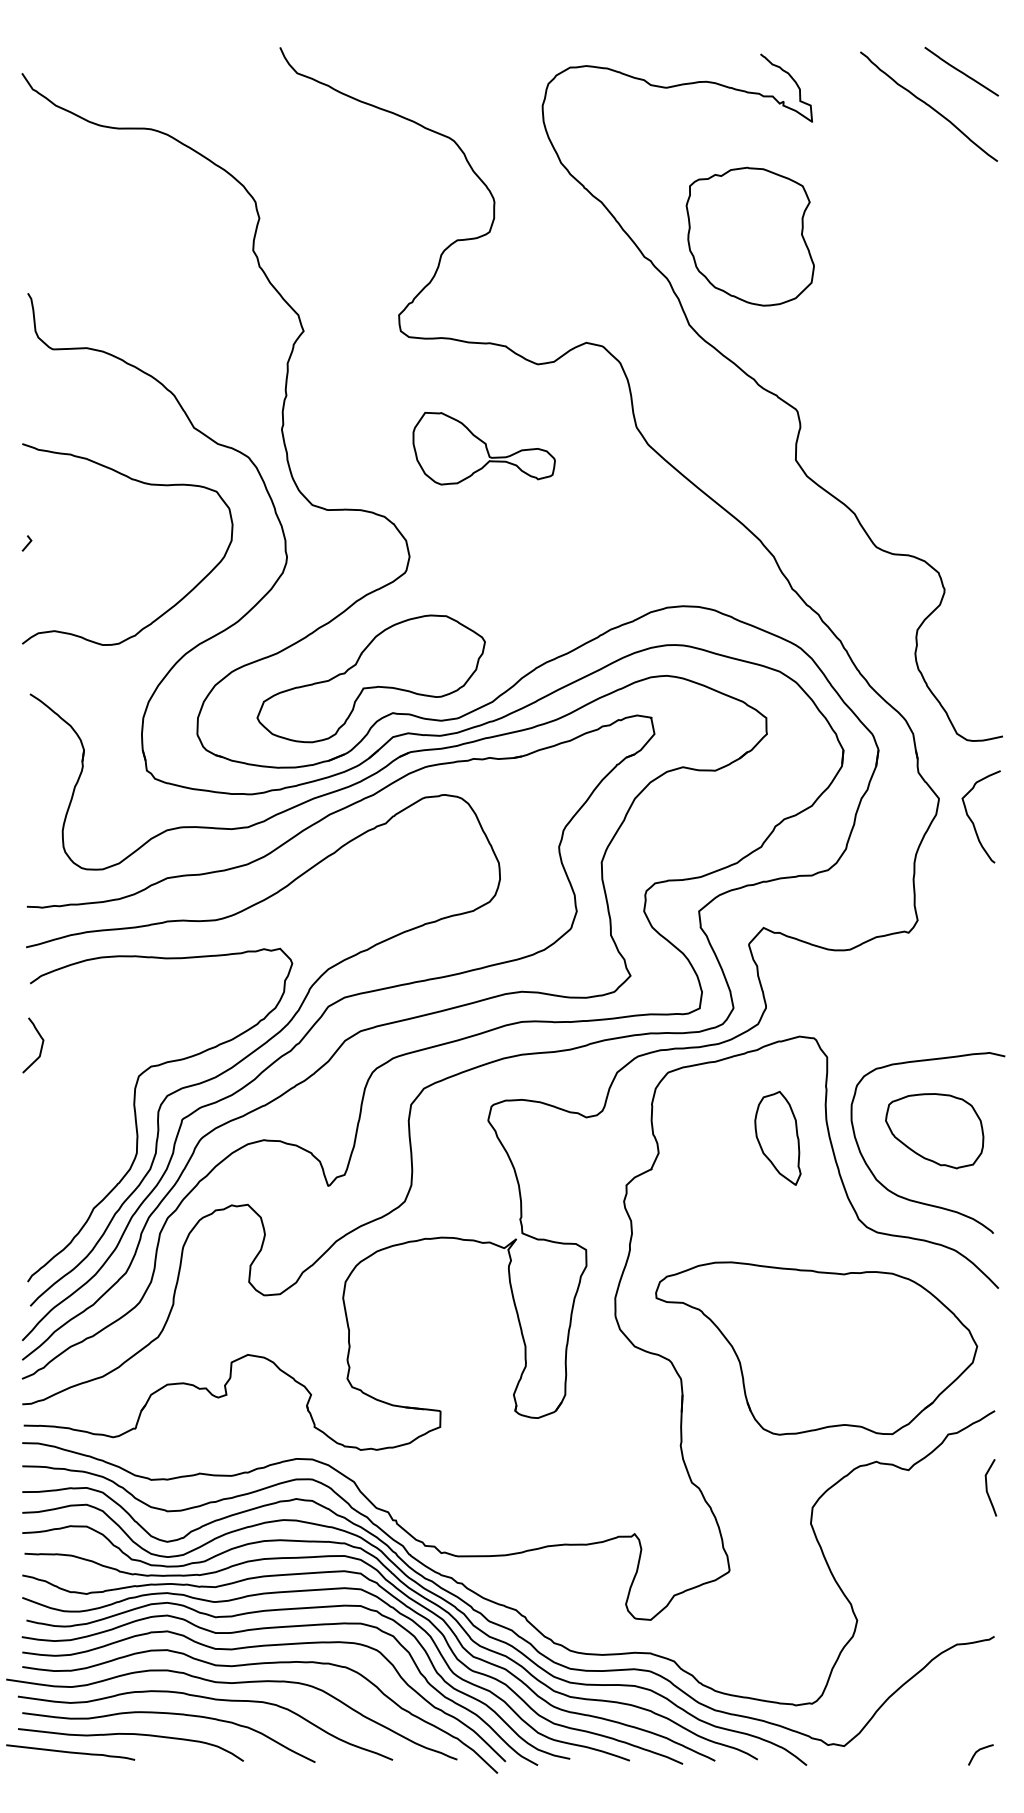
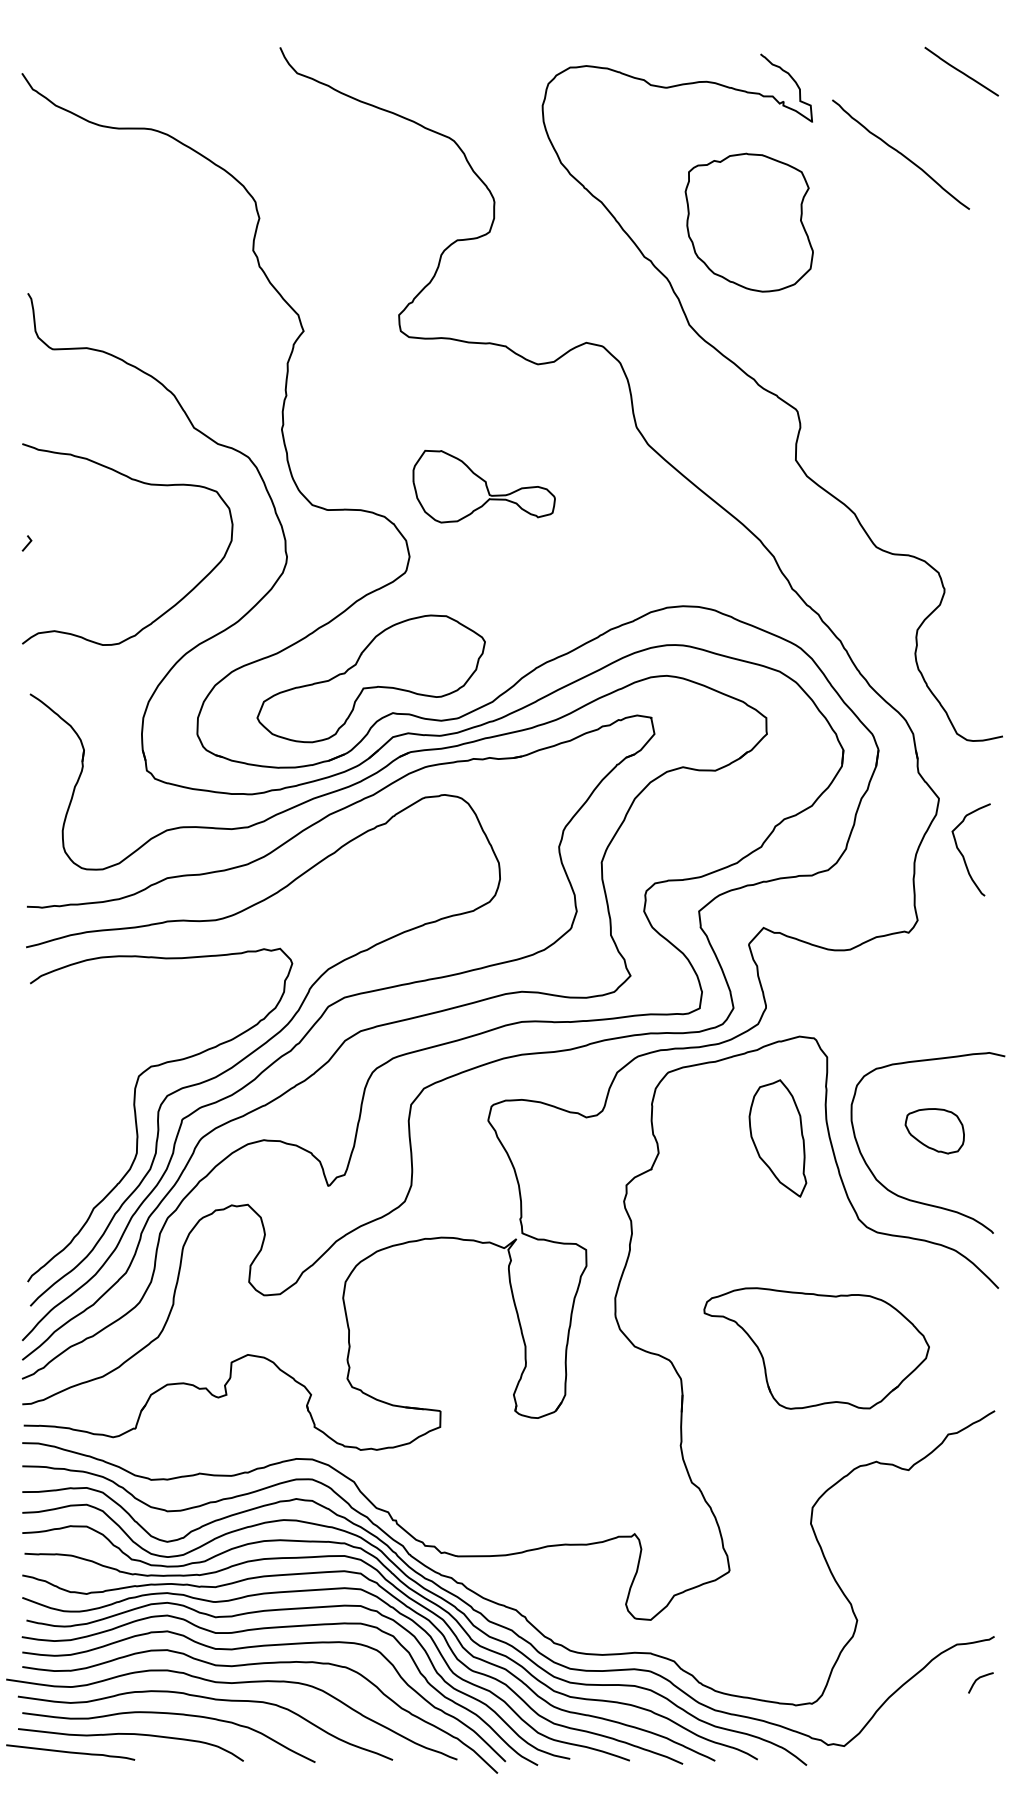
curve position: (929, 106) -> (901, 154) (901, 154)
part position: (749, 236) -> (748, 222) (748, 222)
part position: (483, 448) -> (483, 486) (483, 486)
curve position: (972, 820) -> (962, 853) (962, 853)
curve: present -> none (40, 1048)
part size: 100x77 px -> 61x47 px (934, 1131)
part size: 48x96 px -> 60x119 px (777, 1138)
part size: 324x175 px -> 227x123 px (816, 1348)
line: present -> none (987, 1487)
curve position: (978, 1751) -> (978, 1679) (978, 1679)
